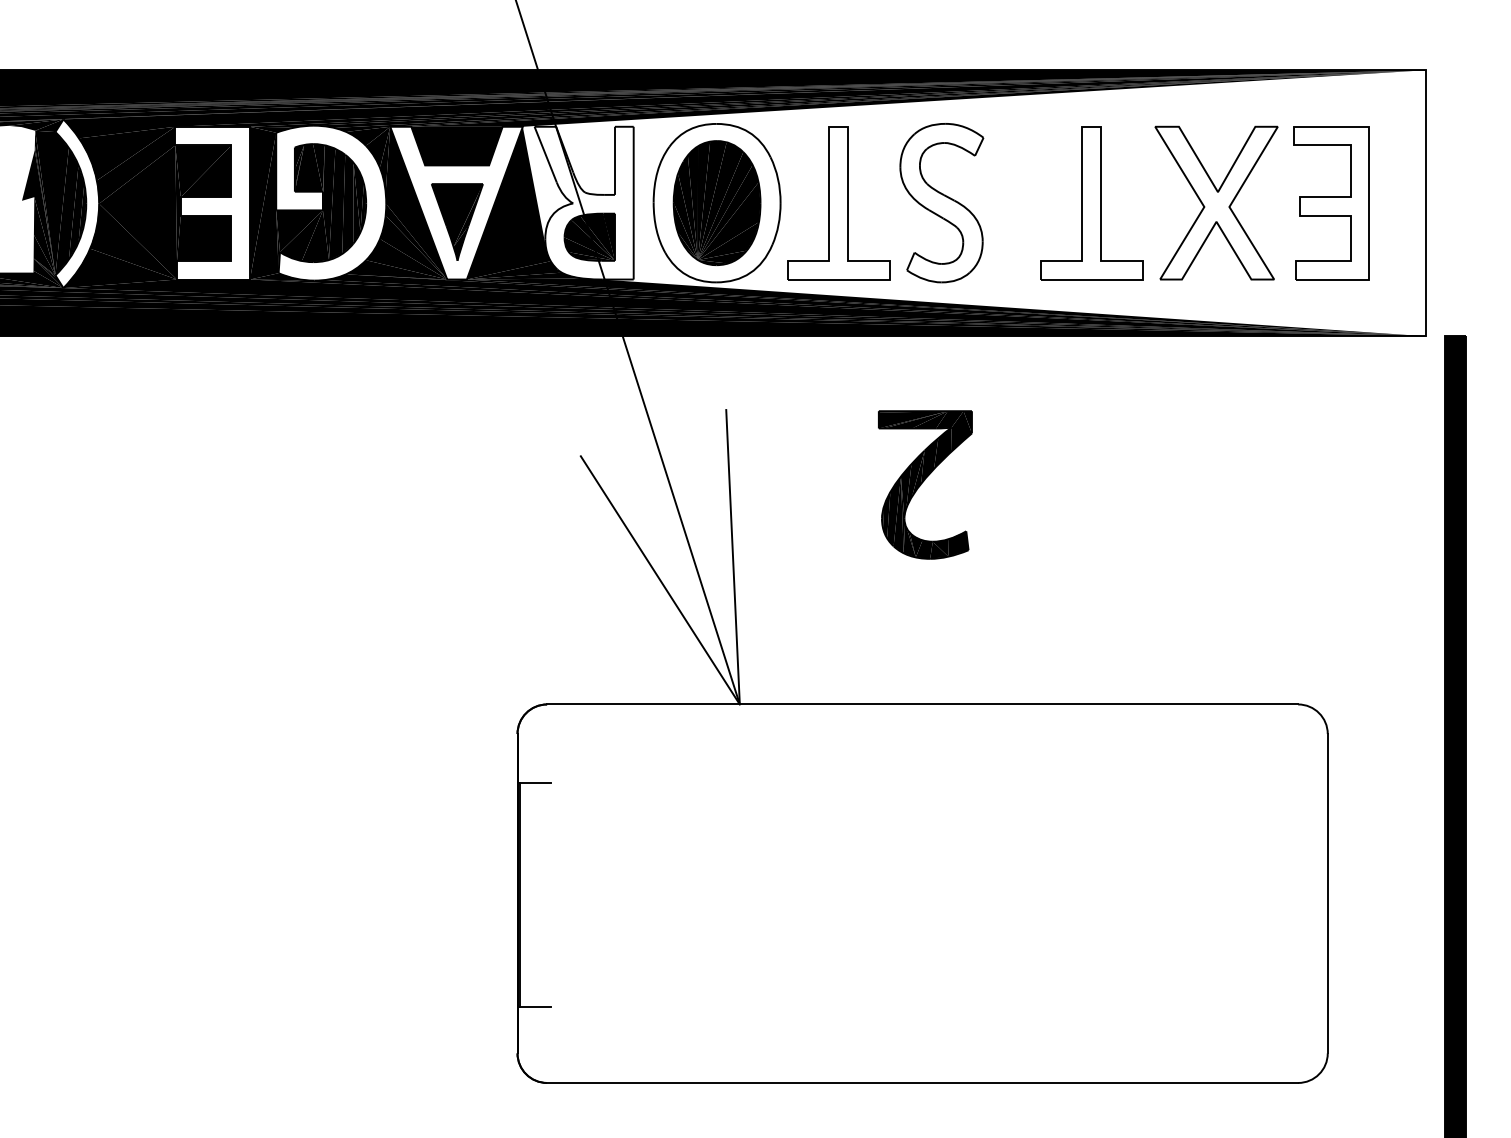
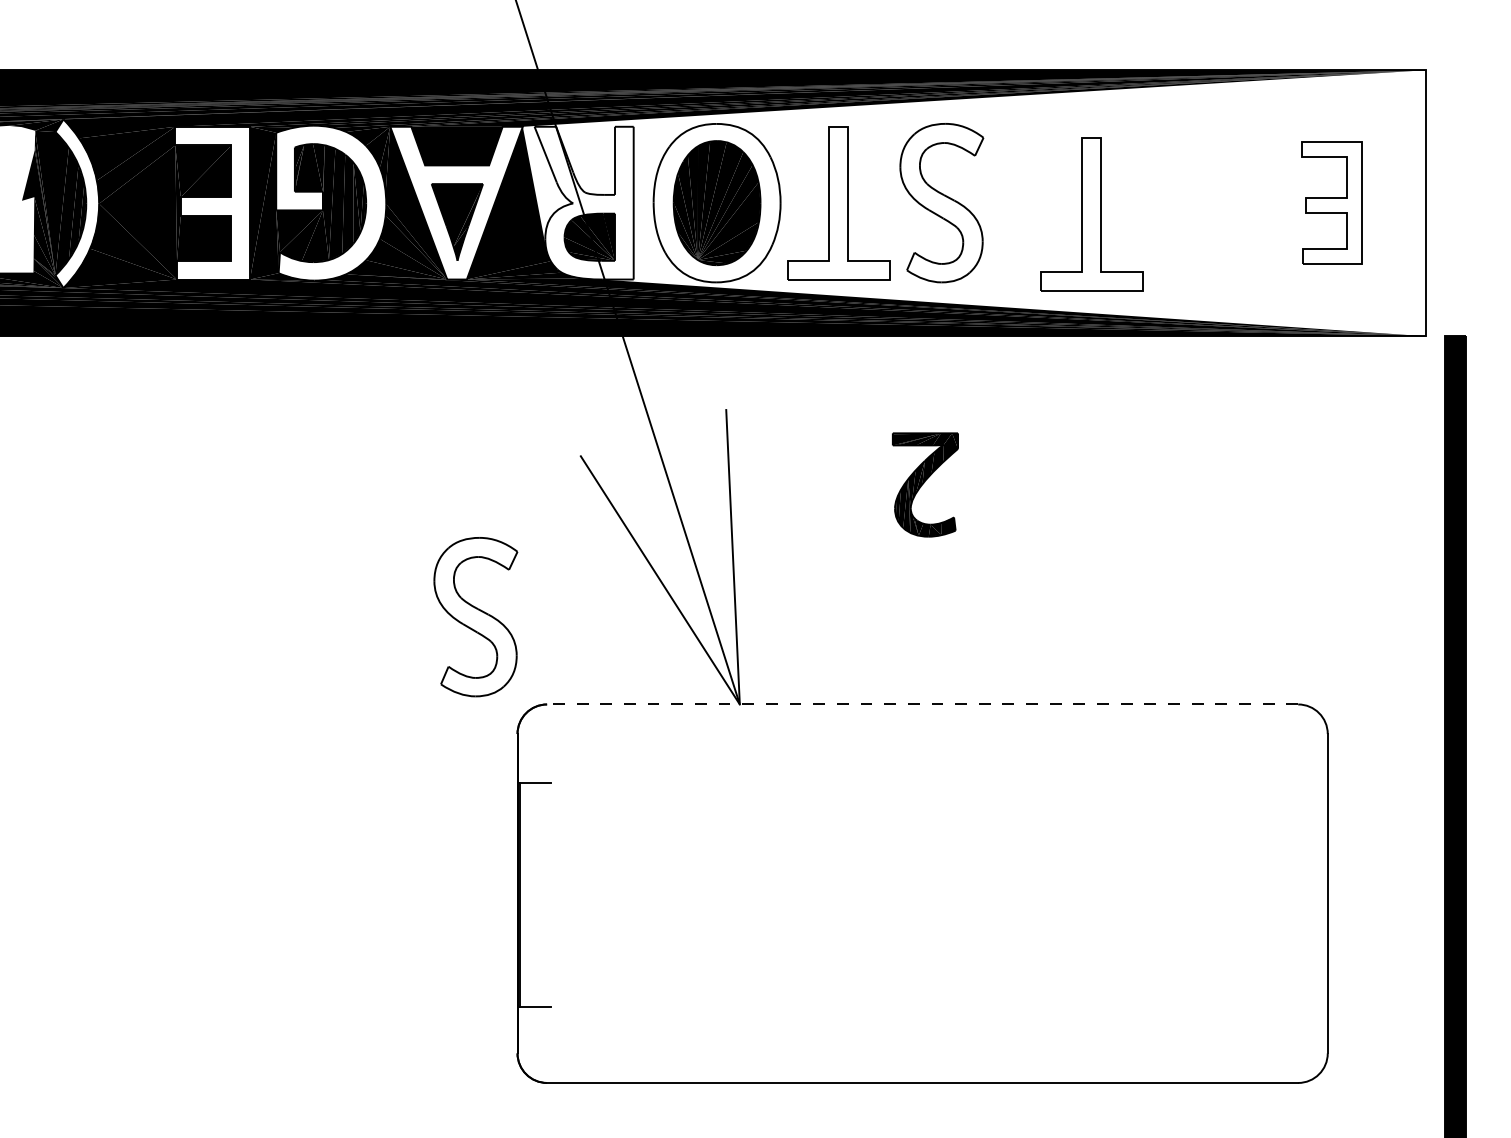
part: present -> none (1216, 202)
part position: (1091, 203) -> (1091, 214) (1091, 214)
part size: 77x155 px -> 62x124 px (1331, 202)
part size: 95x150 px -> 67x106 px (925, 484)
part: none -> present (475, 617)
line: solid -> dashed (922, 704)
